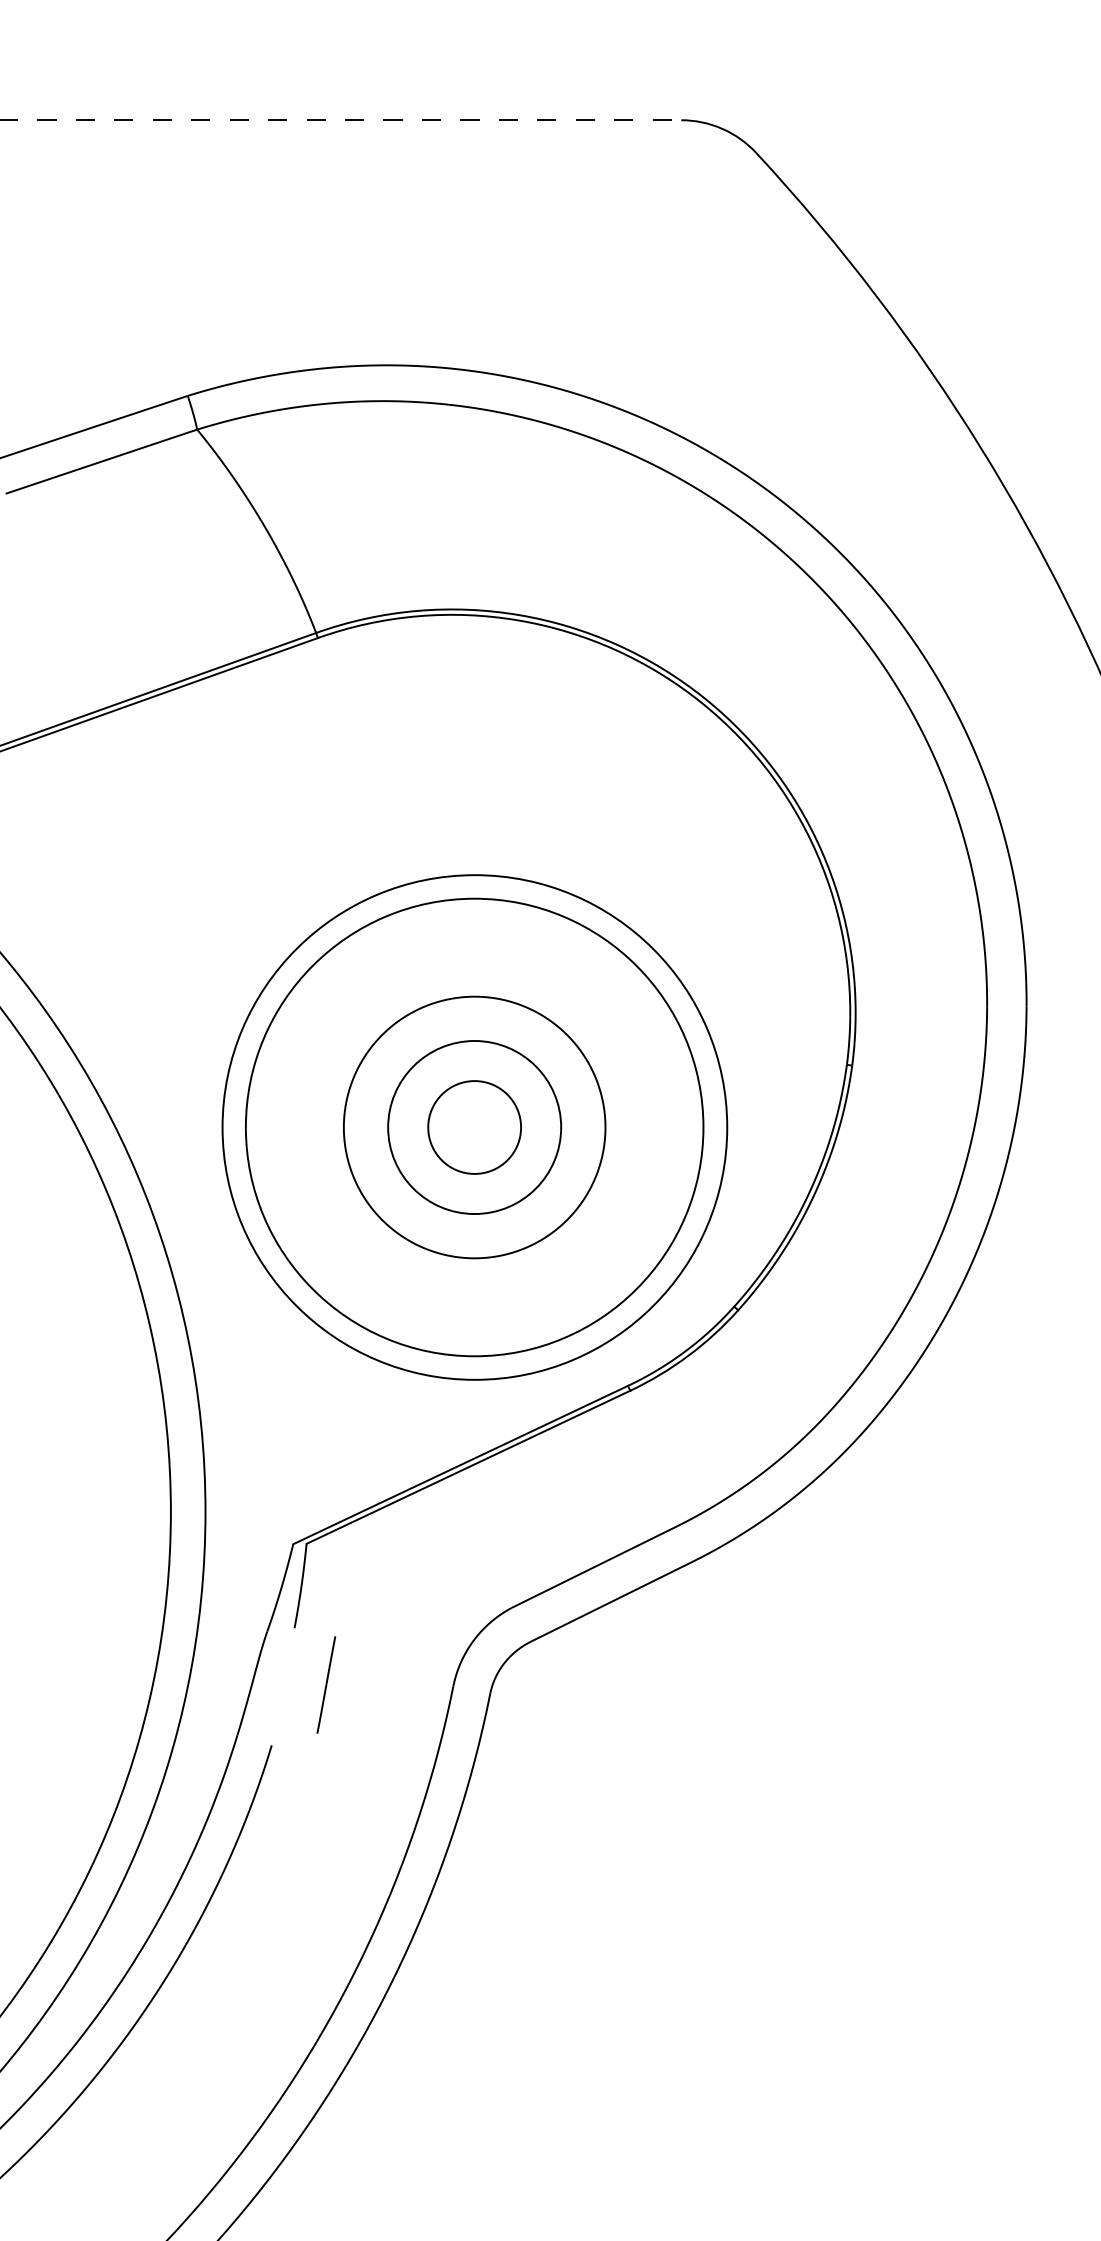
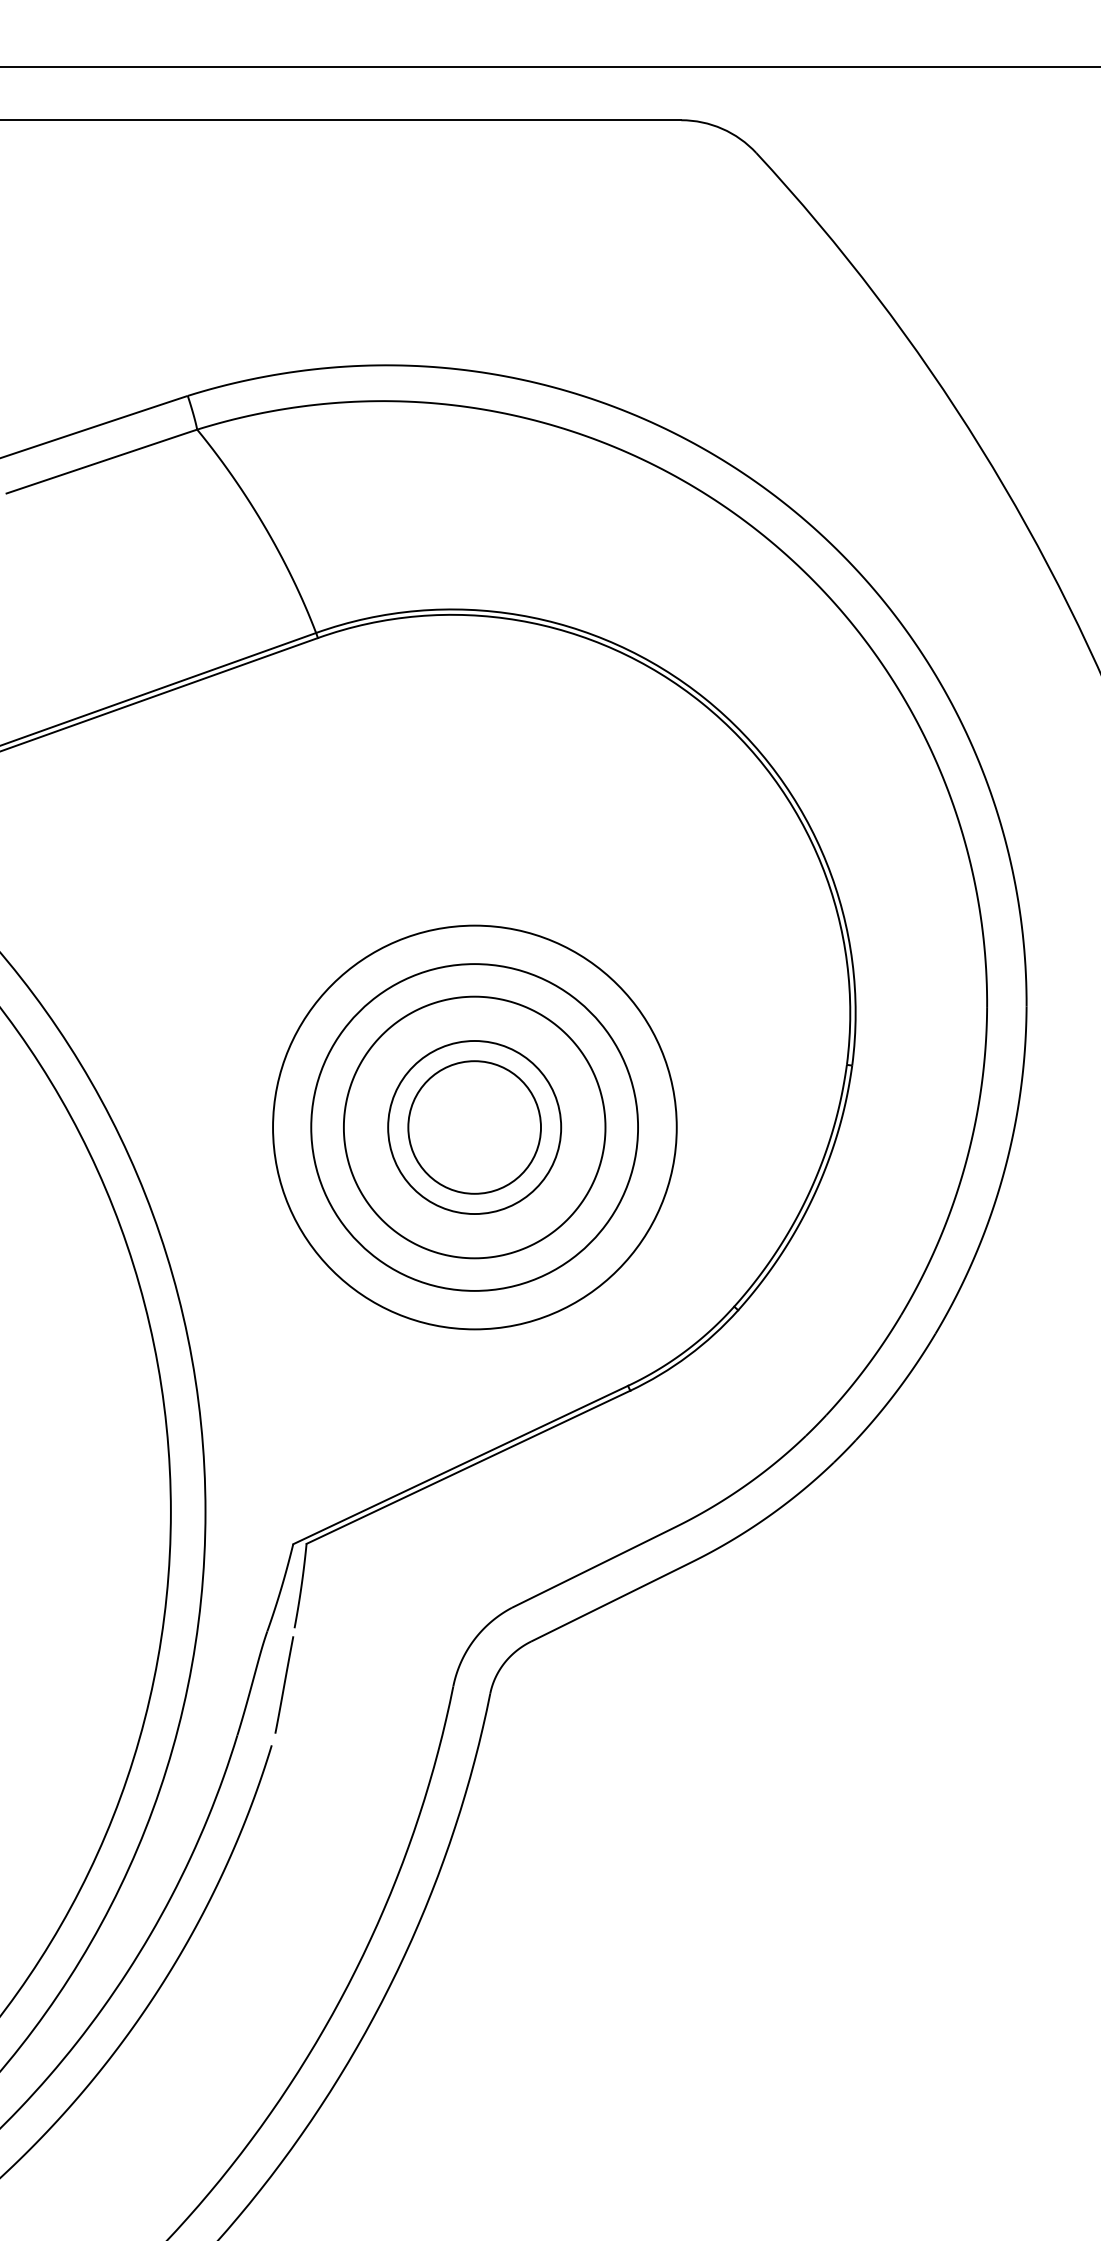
line: none -> present (549, 67)
line: dashed -> solid (341, 120)
circle diameter: 458 px -> 327 px (474, 1127)
circle diameter: 505 px -> 404 px (474, 1127)
circle diameter: 93 px -> 133 px (474, 1127)
line position: (326, 1684) -> (284, 1684) (284, 1684)
